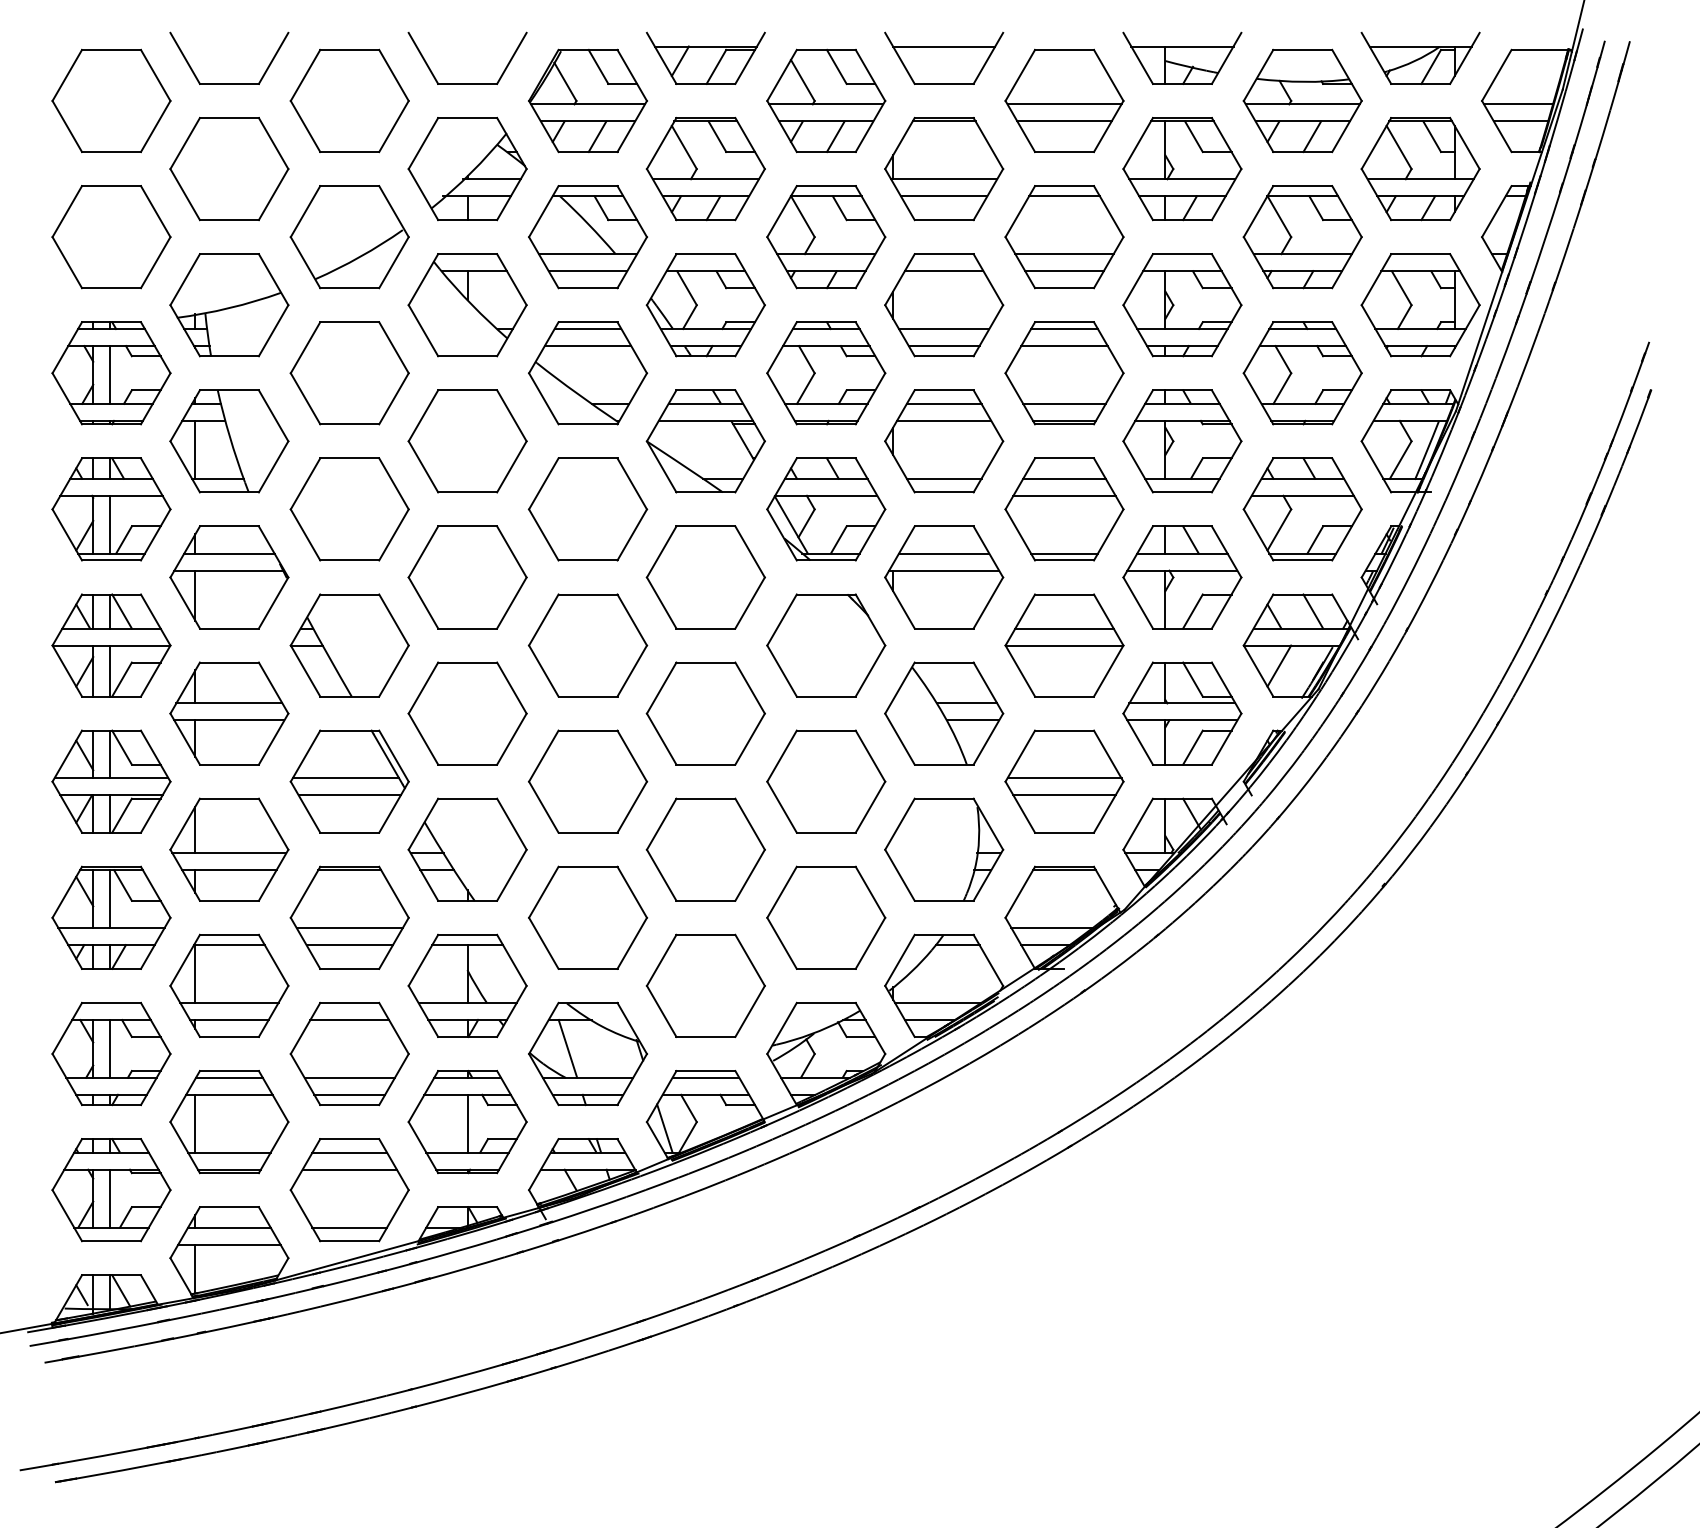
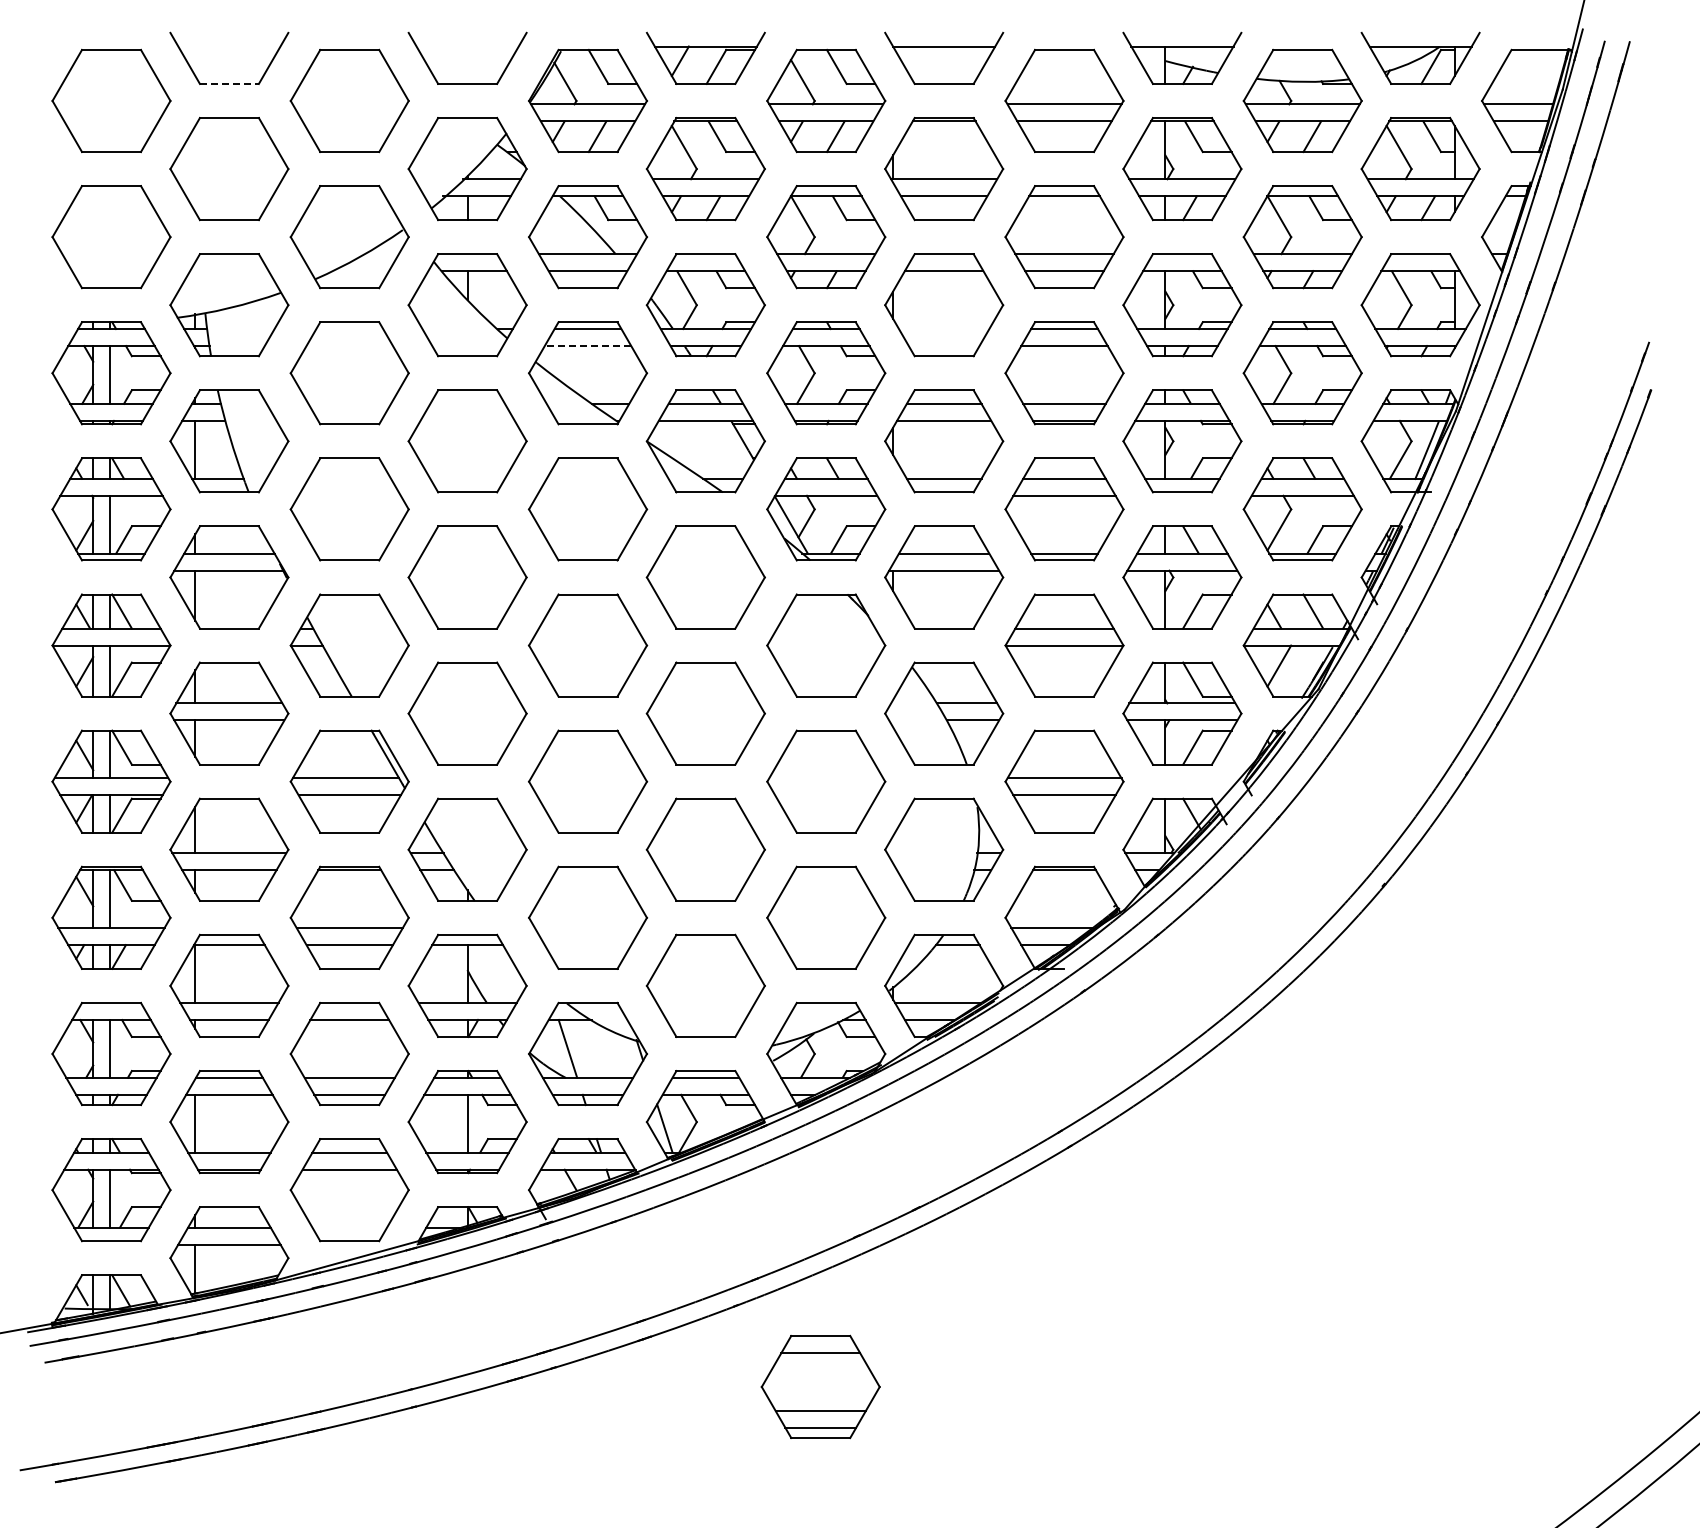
line: solid -> dashed (229, 83)
line: present -> none (943, 329)
line: solid -> dashed (587, 346)
line: present -> none (943, 346)
line: present -> none (349, 1227)
part: none -> present (820, 1386)
